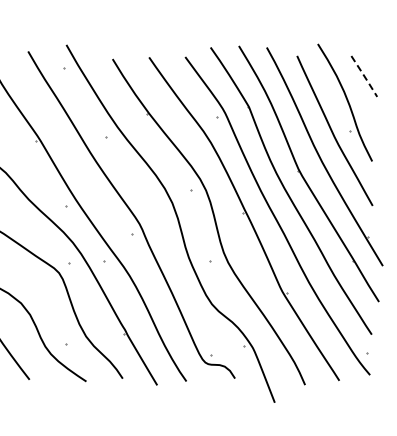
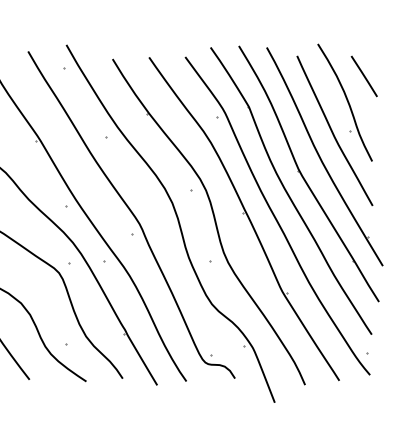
line: dashed -> solid (364, 76)
